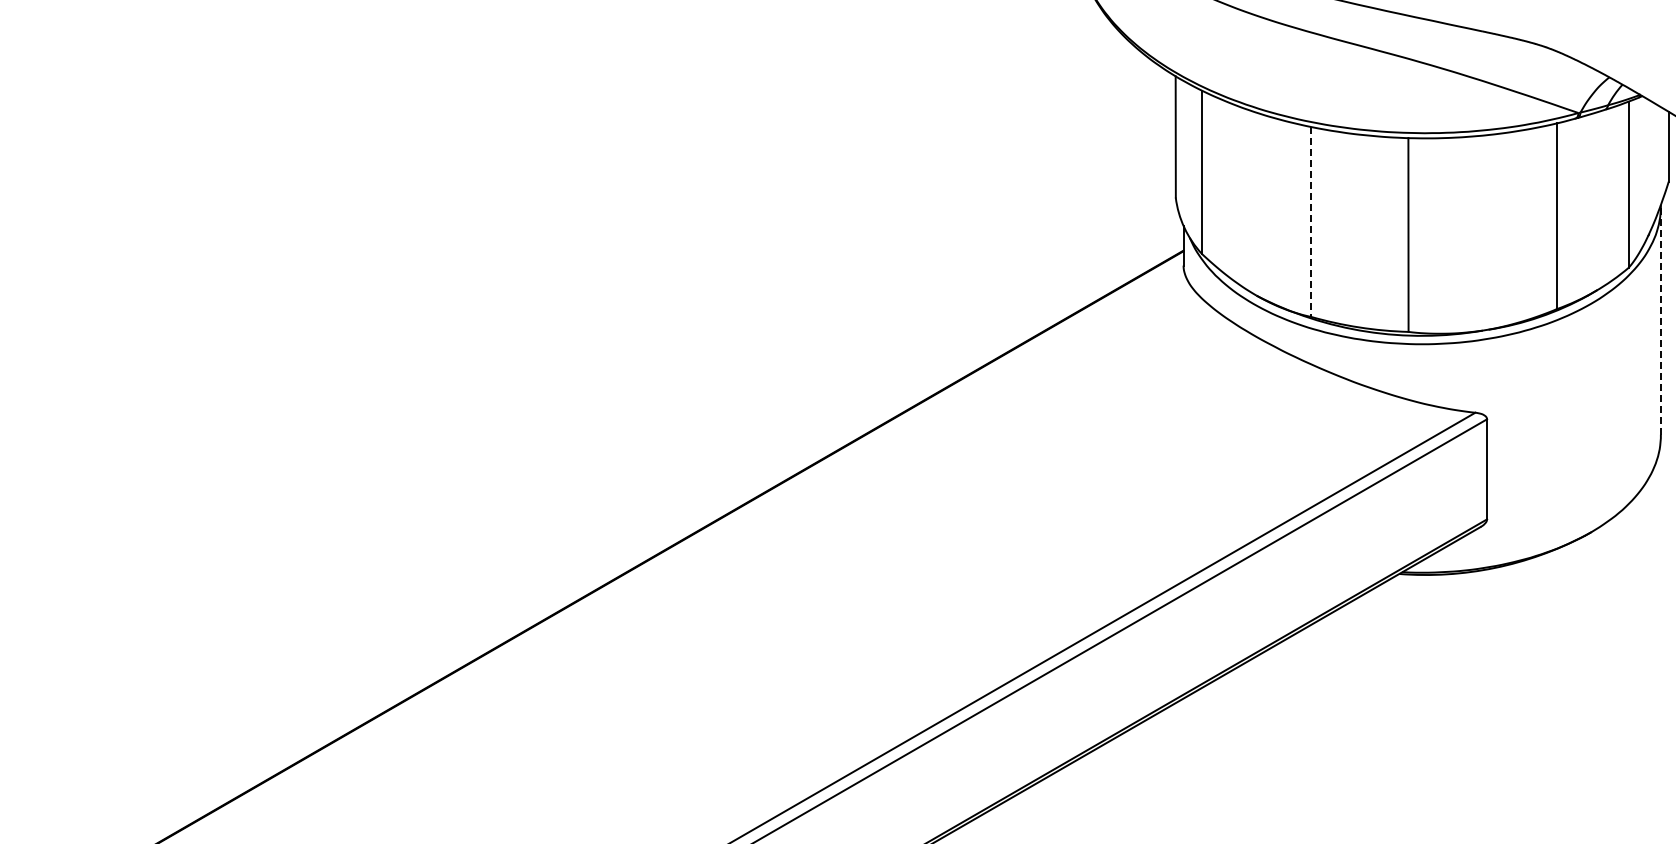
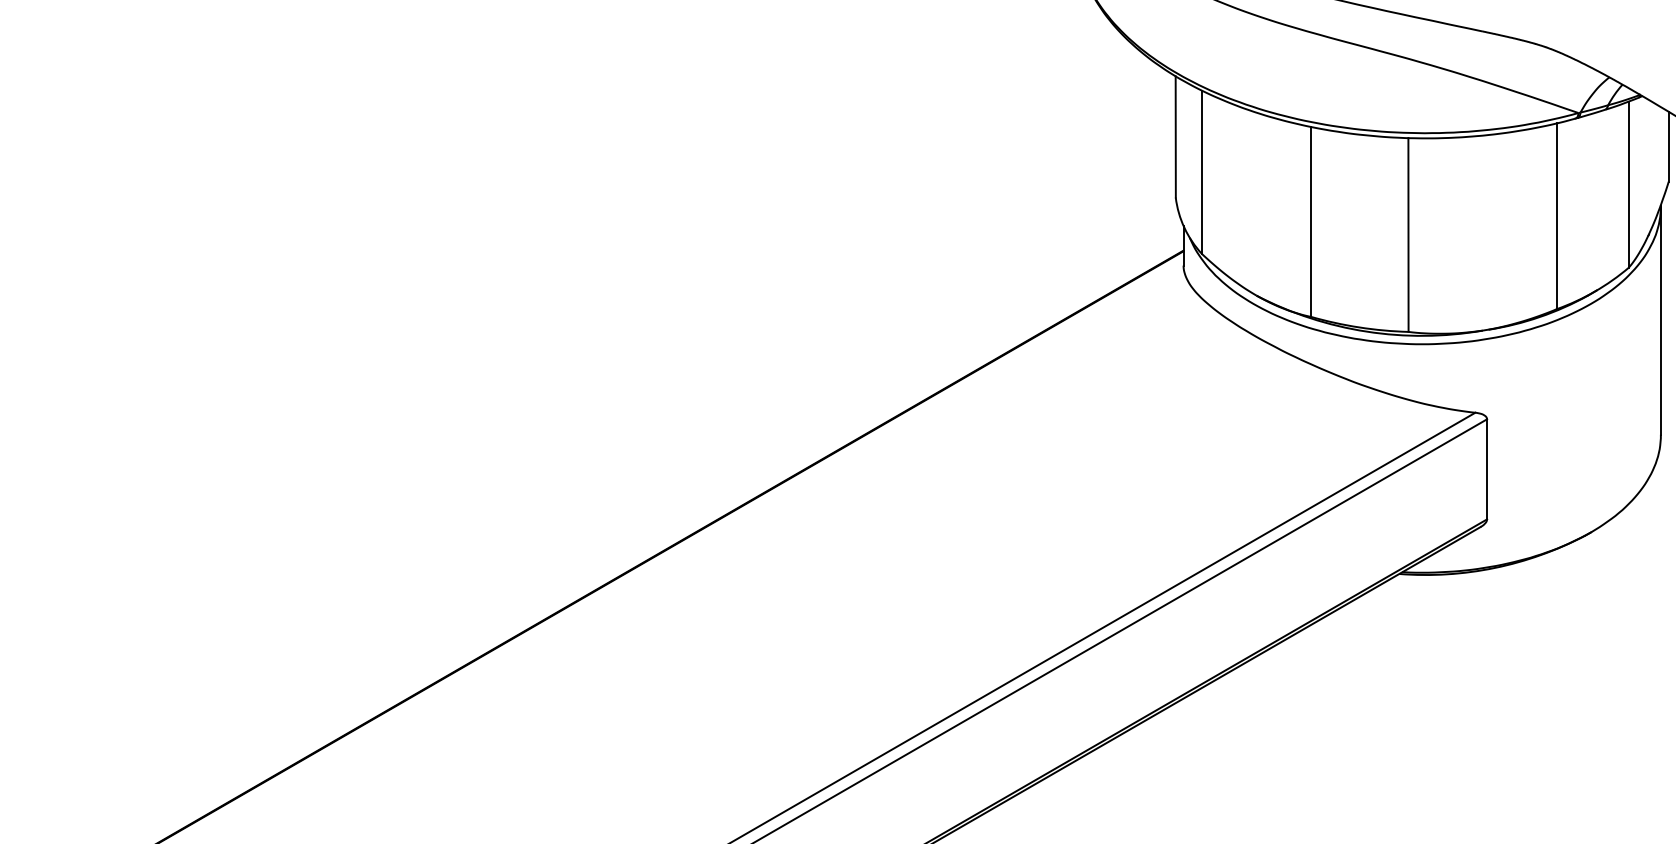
line: dashed -> solid (1310, 221)
line: dashed -> solid (1660, 320)
